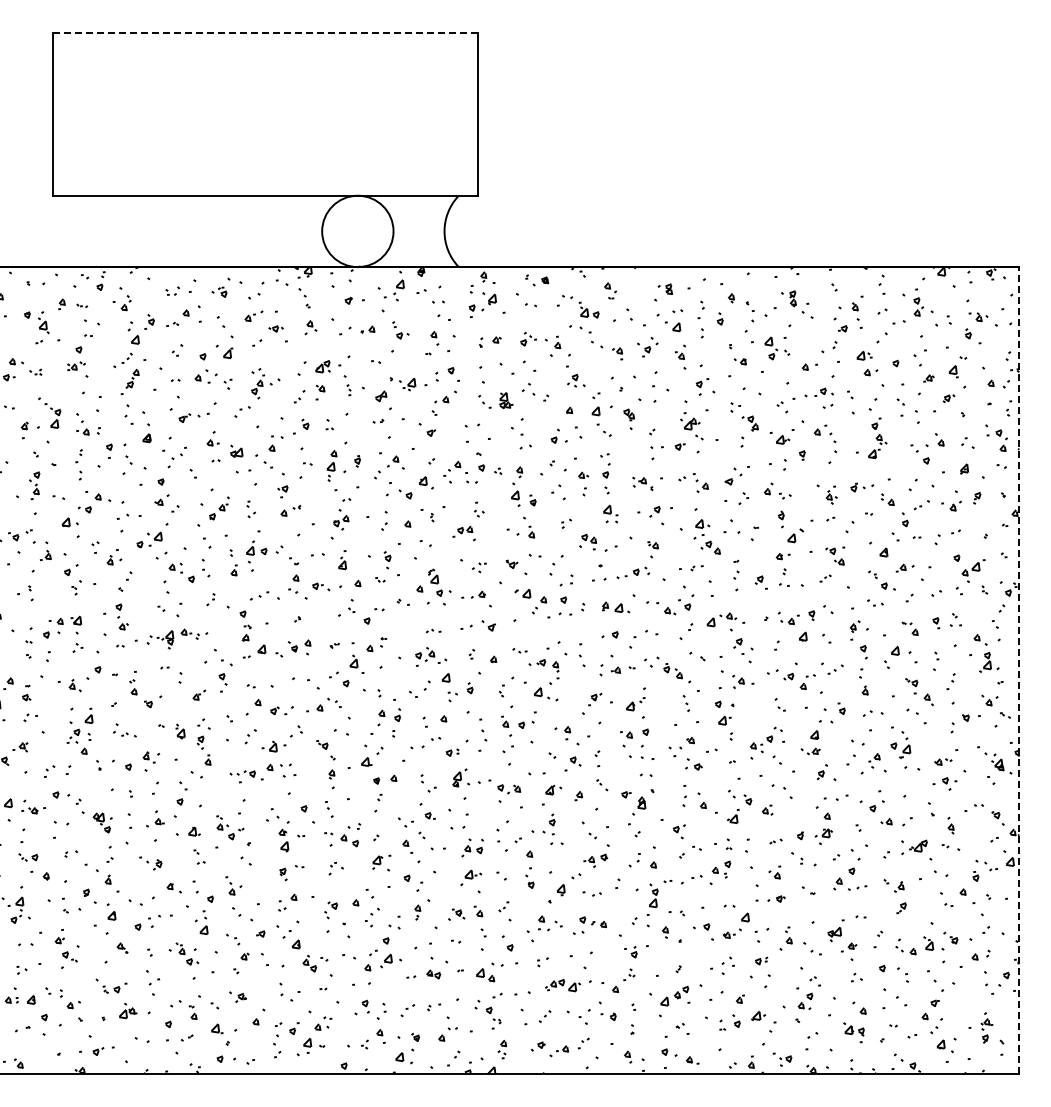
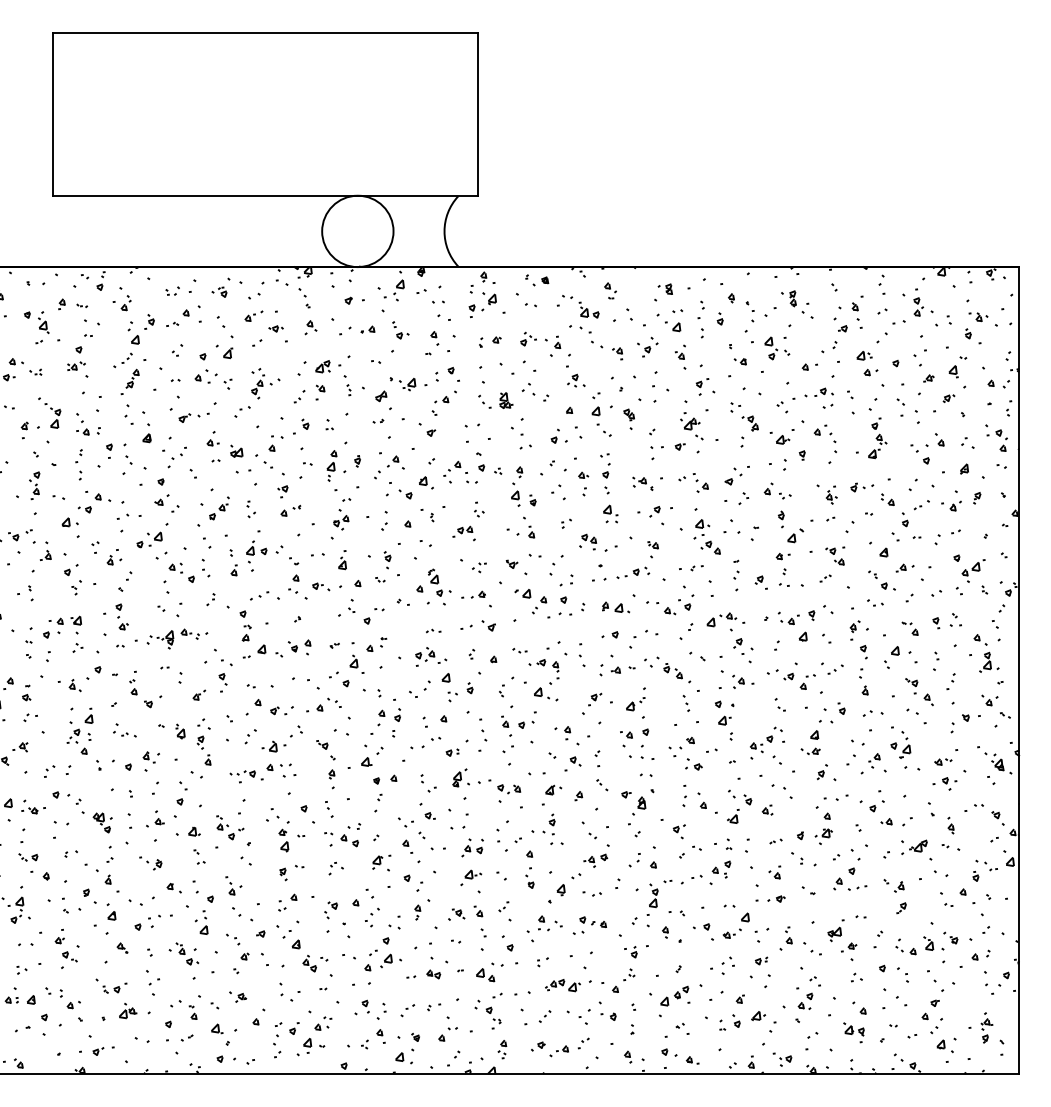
line: dashed -> solid (264, 33)
line: dashed -> solid (1019, 670)
